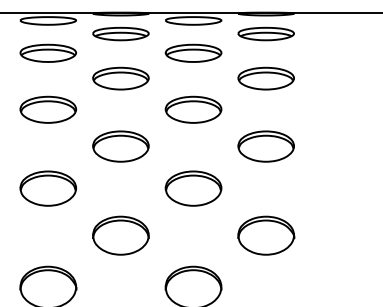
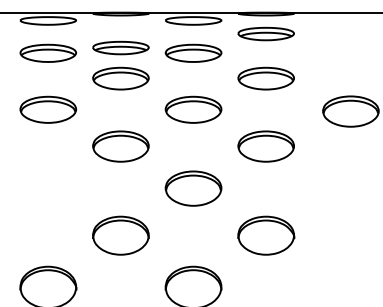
part position: (120, 33) -> (120, 47) (120, 47)
part: none -> present (350, 111)
part: present -> none (47, 188)
